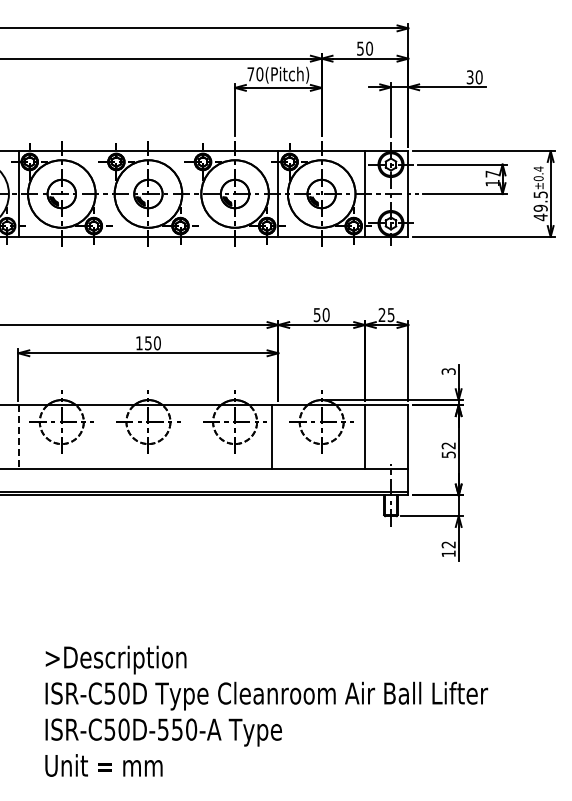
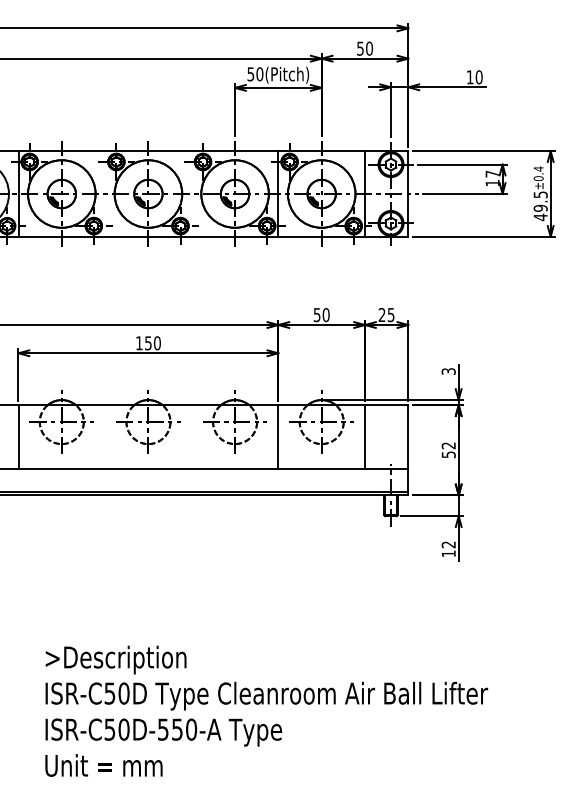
text: 70(Pitch) -> 50(Pitch) (250, 74)
text: 30 -> 10 (469, 77)
line: dashed -> solid (18, 437)
line position: (272, 437) -> (278, 437) (278, 437)
